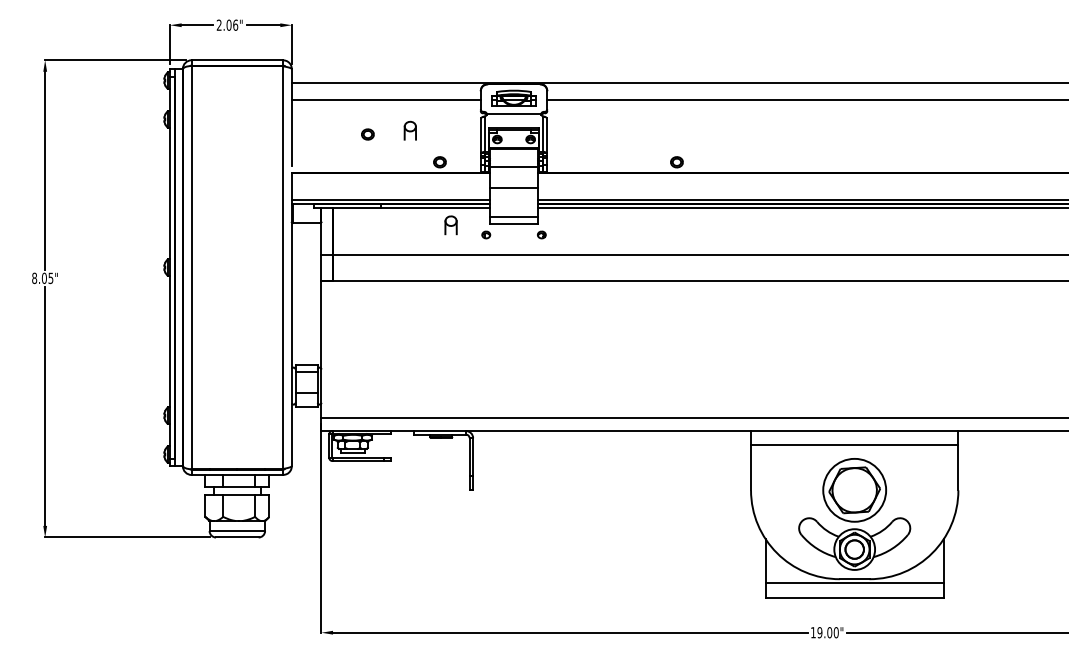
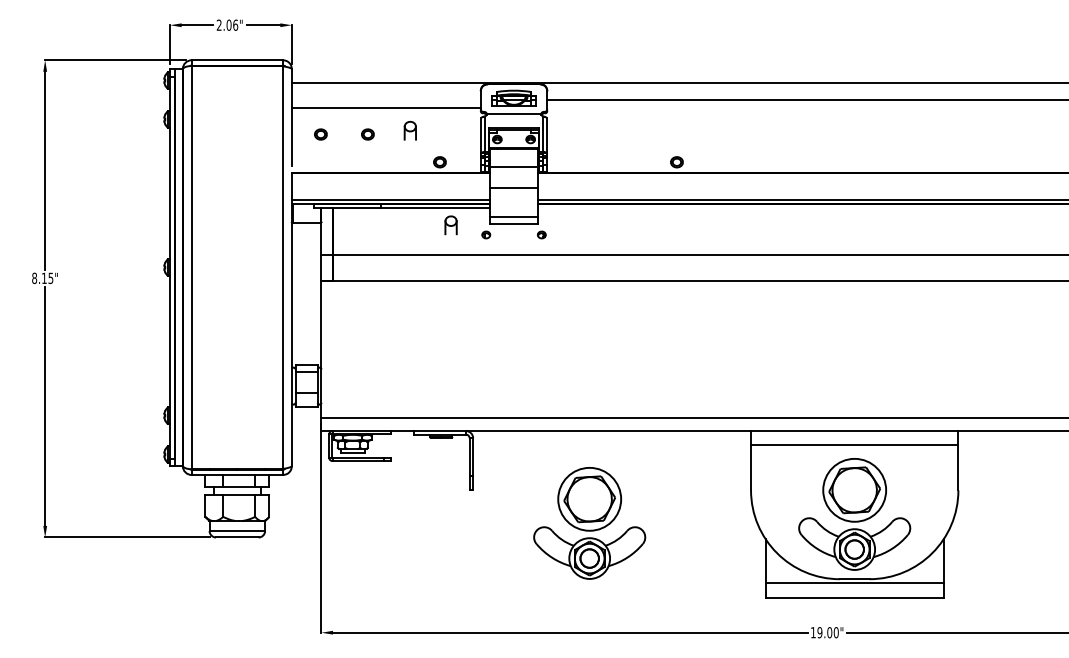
line position: (385, 99) -> (385, 107) (385, 107)
part: none -> present (320, 134)
line: present -> none (801, 208)
text: 8.05" -> 8.15" (43, 278)
part: none -> present (589, 523)
